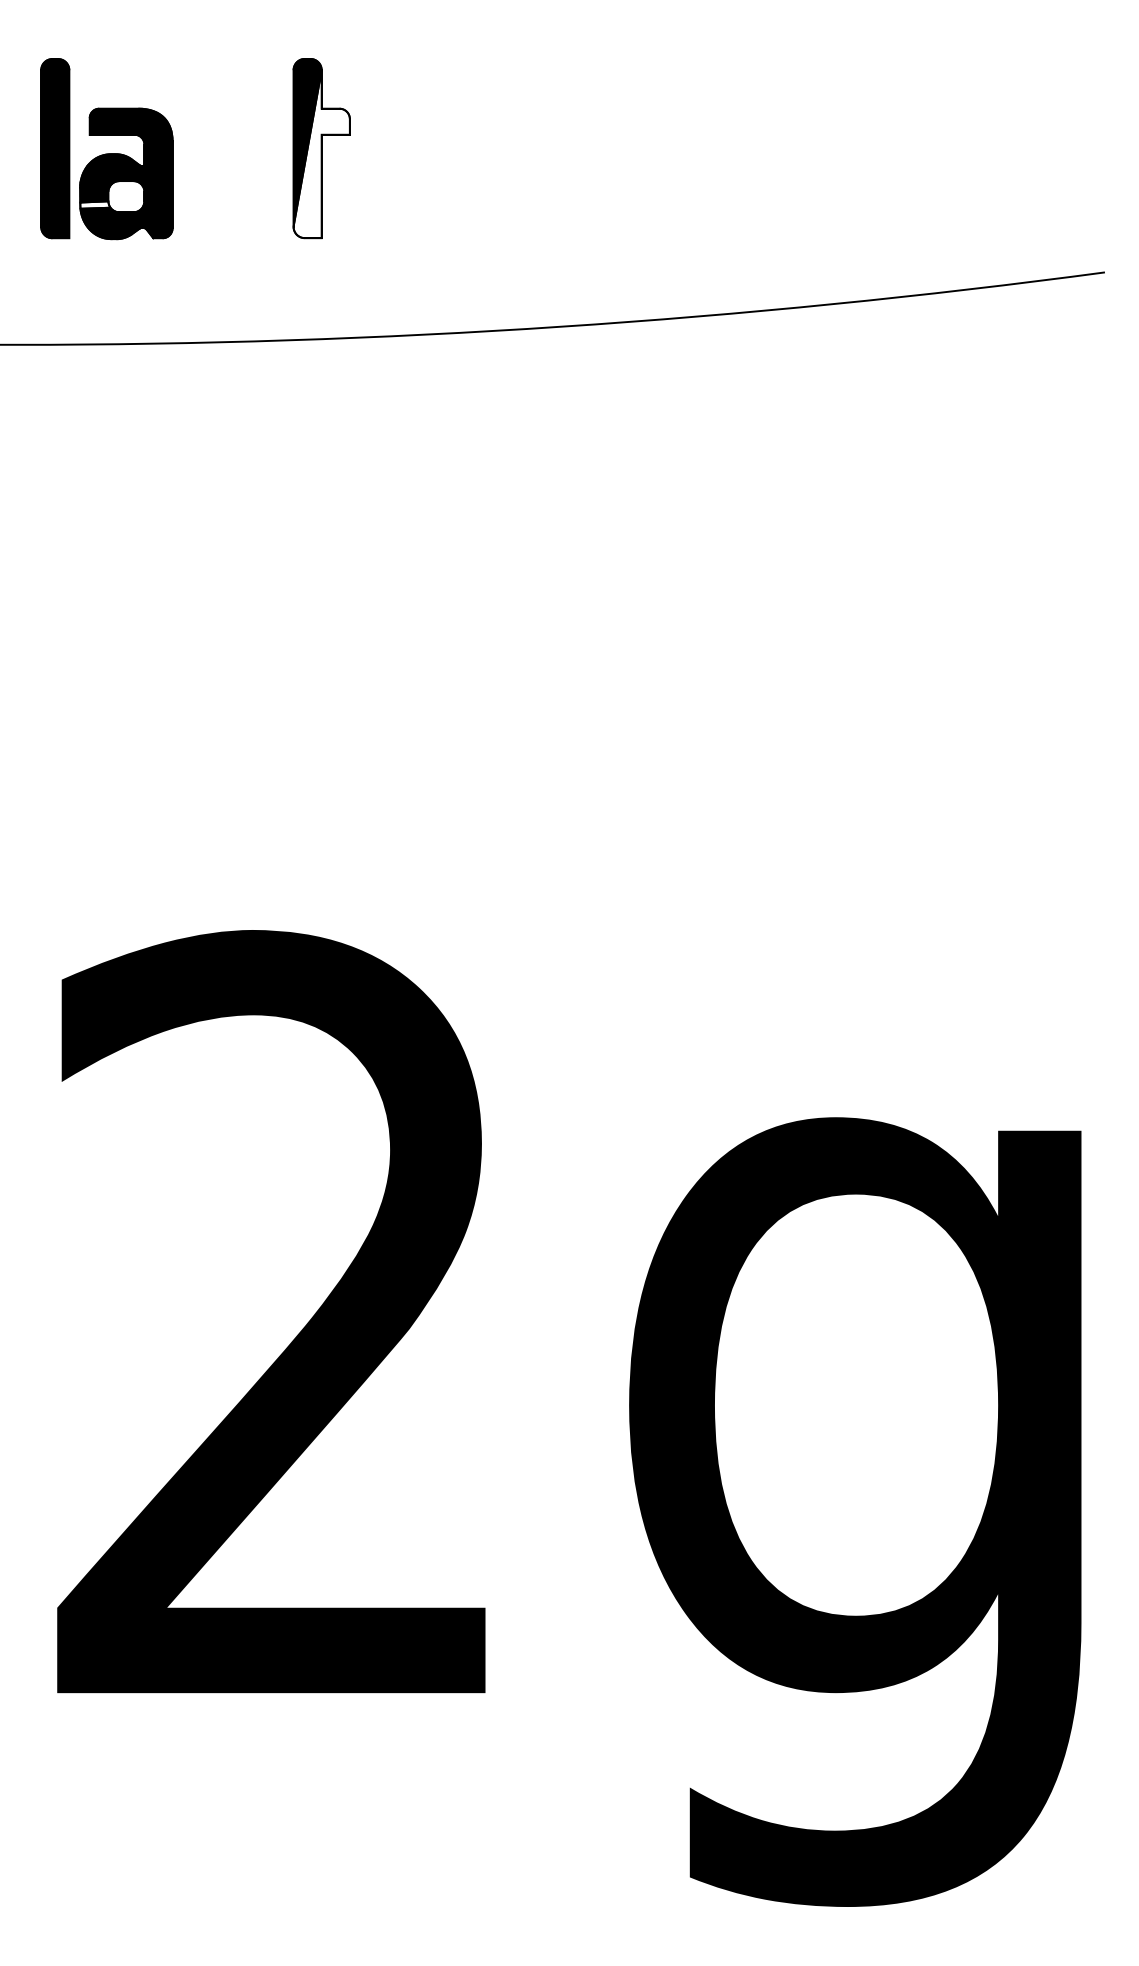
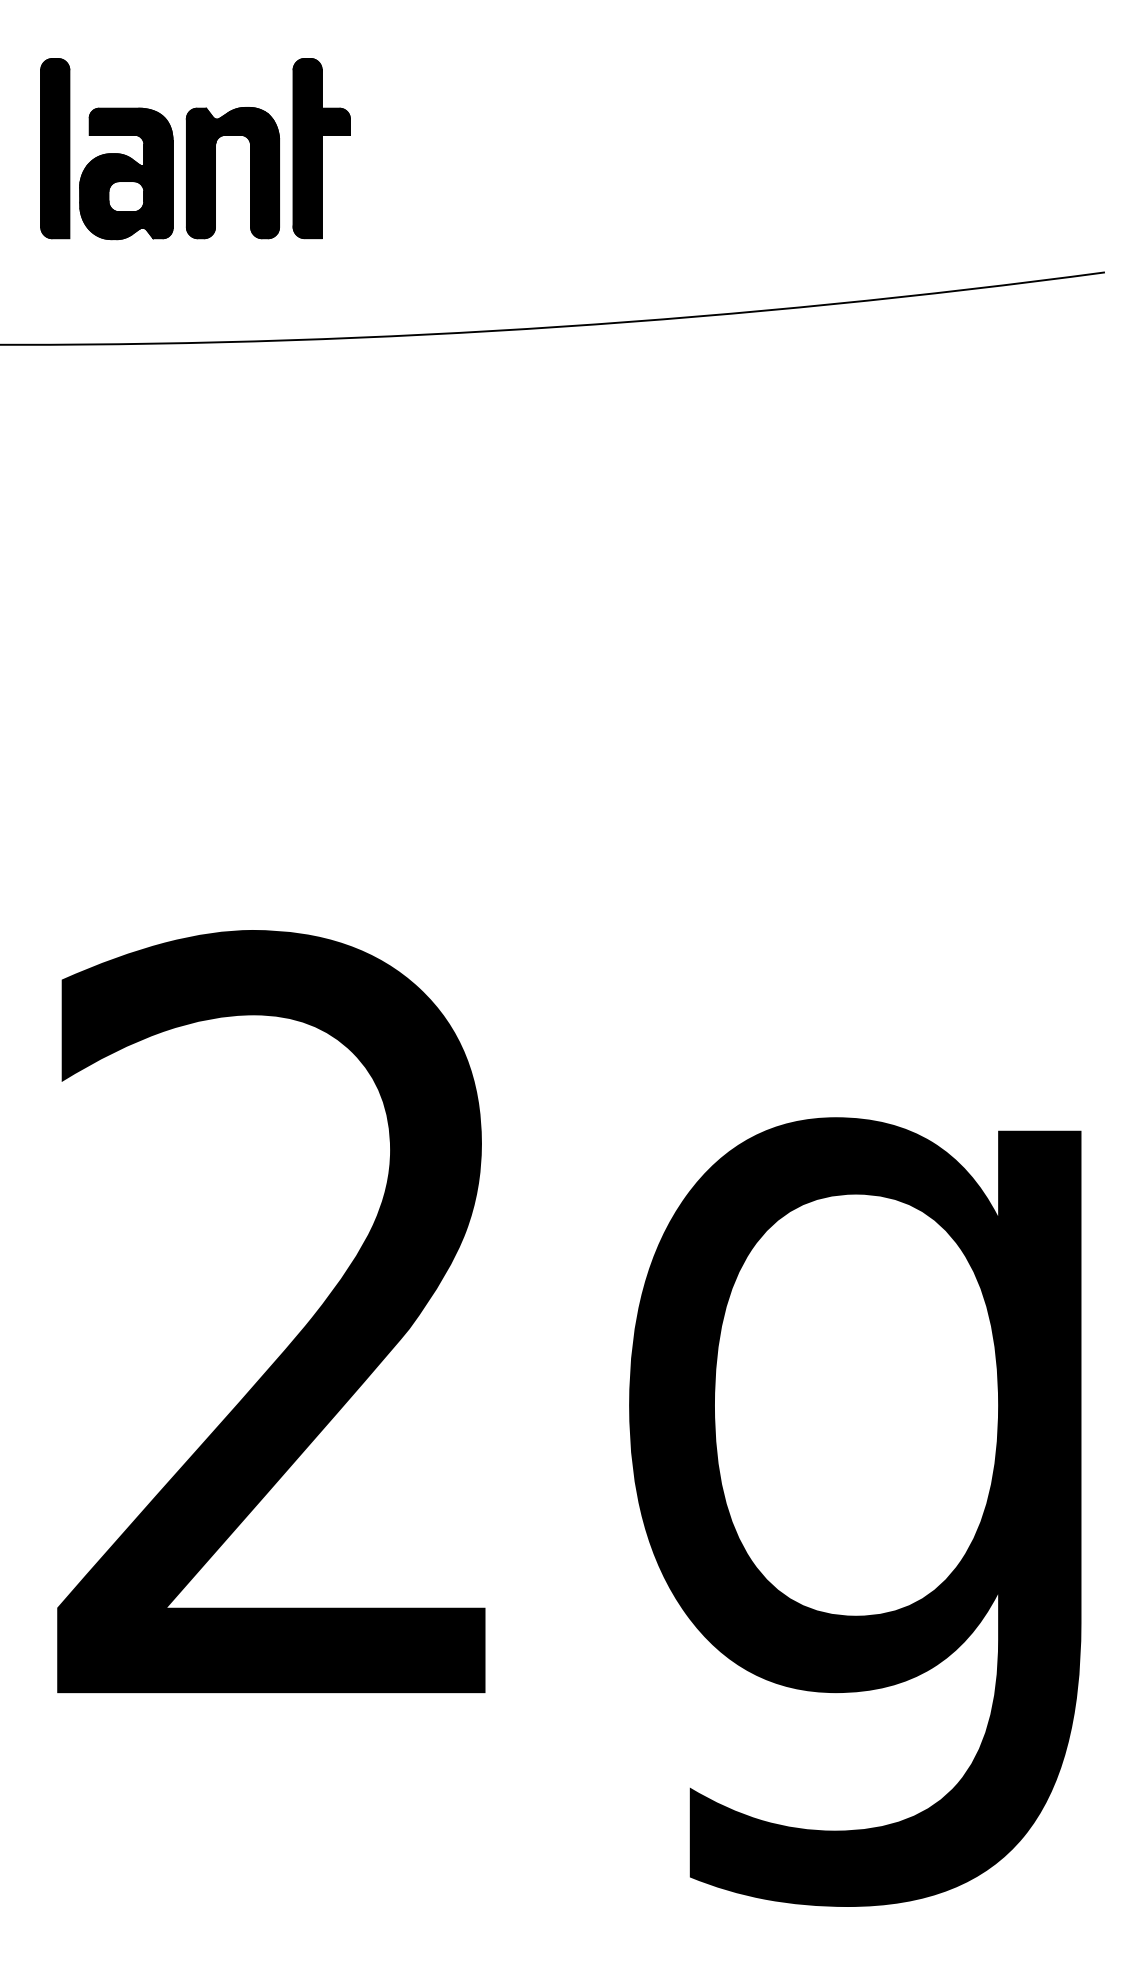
fill: none -> present (321, 154)
part: none -> present (215, 173)
fill: none -> present (95, 204)
